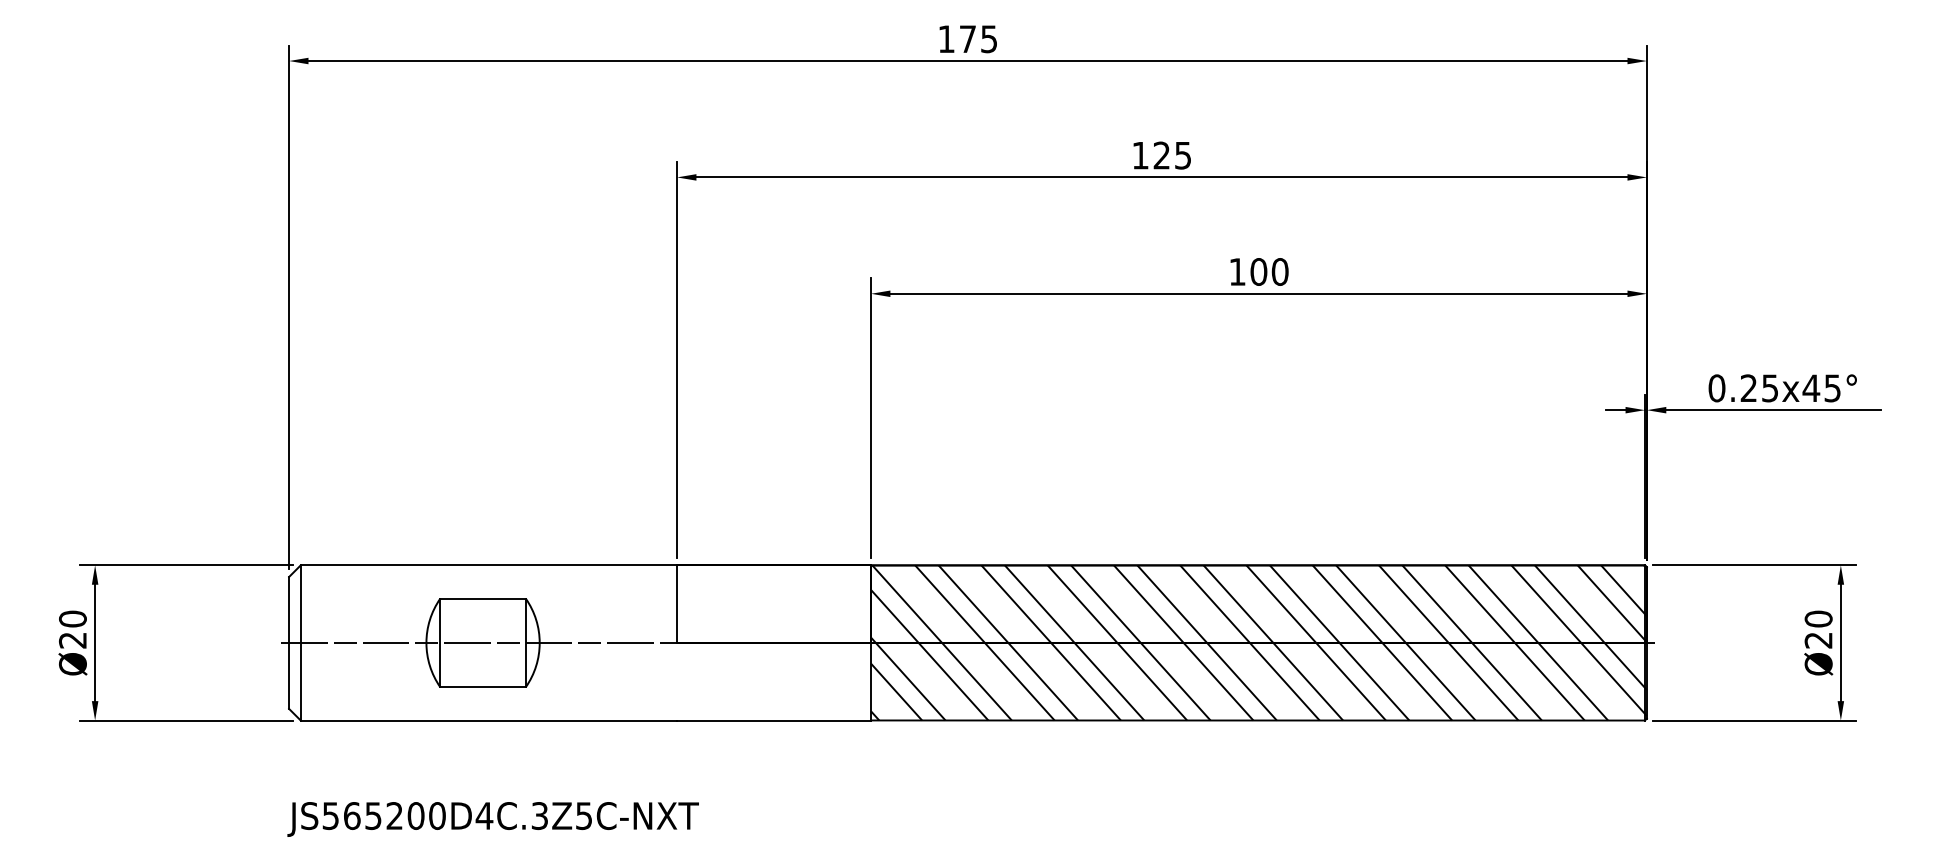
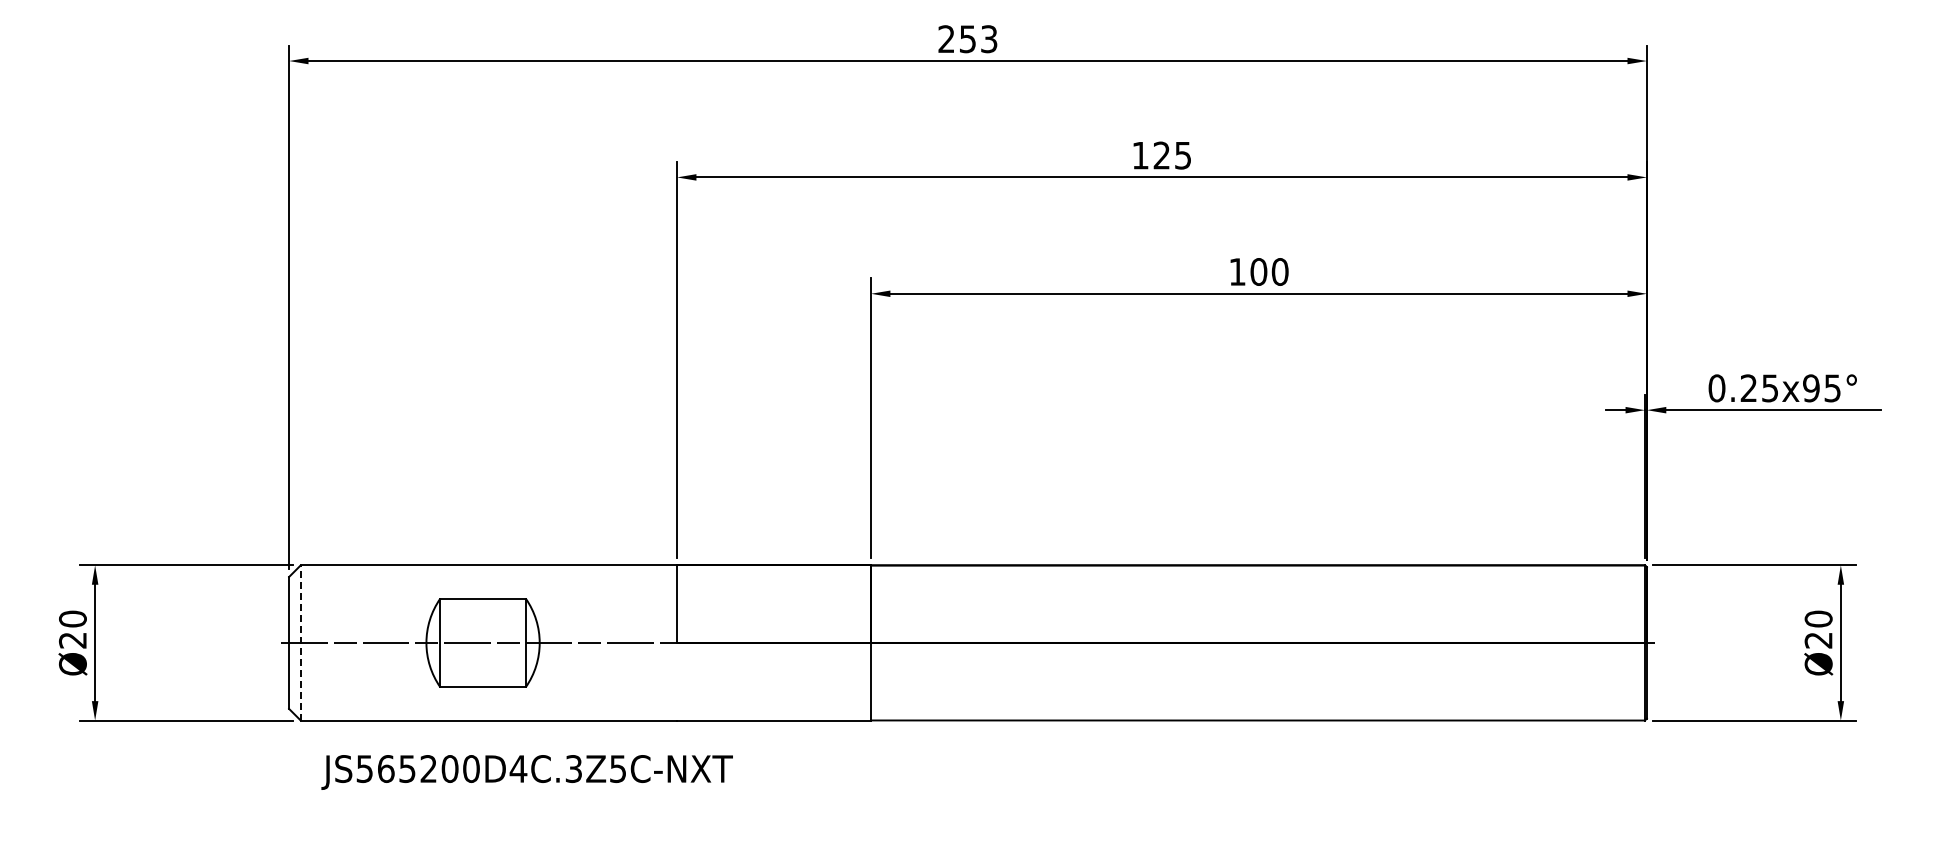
text: 175 -> 253 (967, 39)
text: x45° -> x95° (1811, 388)
line: solid -> dashed (300, 642)
hatch: present -> none (1258, 642)
text position: (492, 819) -> (526, 772) (526, 772)
